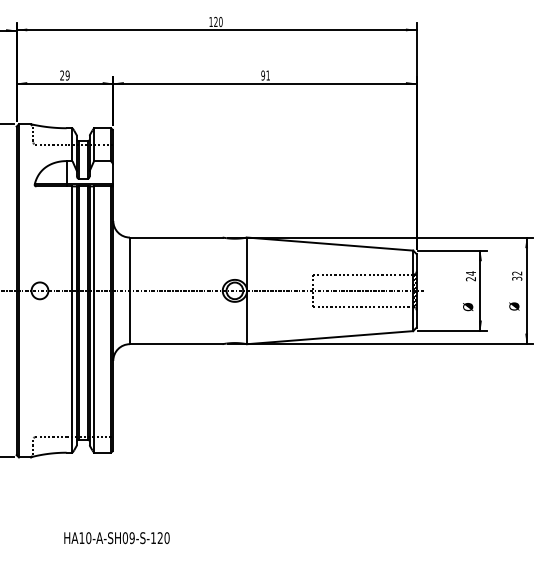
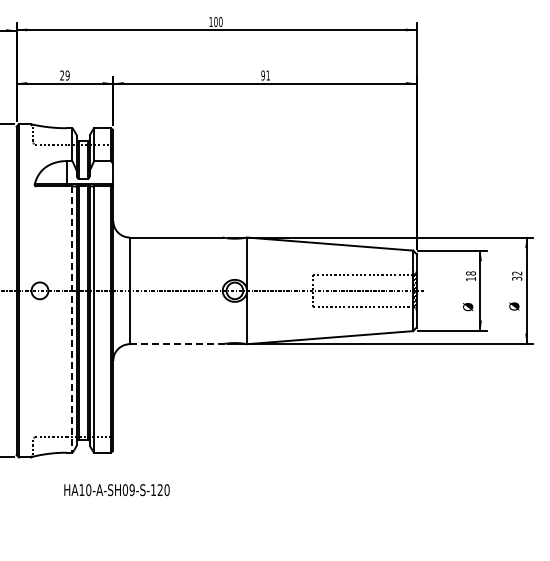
text: 120 -> 100 (215, 21)
text: 24 -> 18 (470, 276)
line: solid -> dashed (72, 320)
line: solid -> dashed (176, 344)
text position: (116, 538) -> (116, 490) (116, 490)
